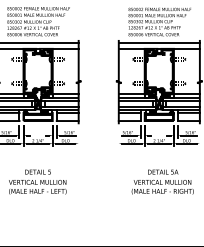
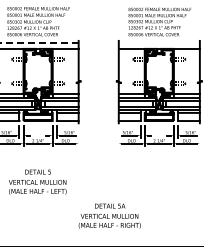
line: solid -> dashed (39, 43)
line: present -> none (158, 43)
text position: (162, 181) -> (109, 215) (109, 215)
